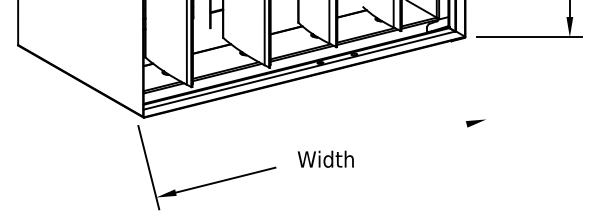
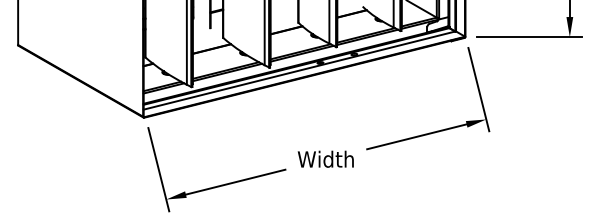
line: none -> present (478, 89)
line: none -> present (416, 136)
part position: (211, 182) -> (221, 184) (221, 184)
